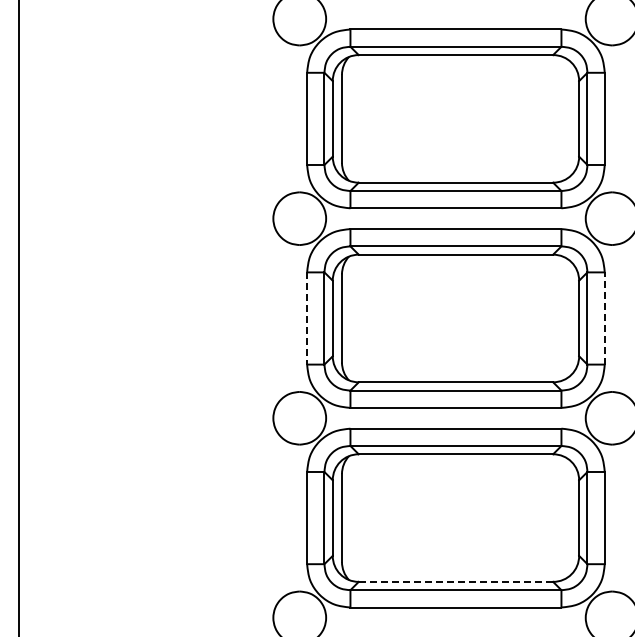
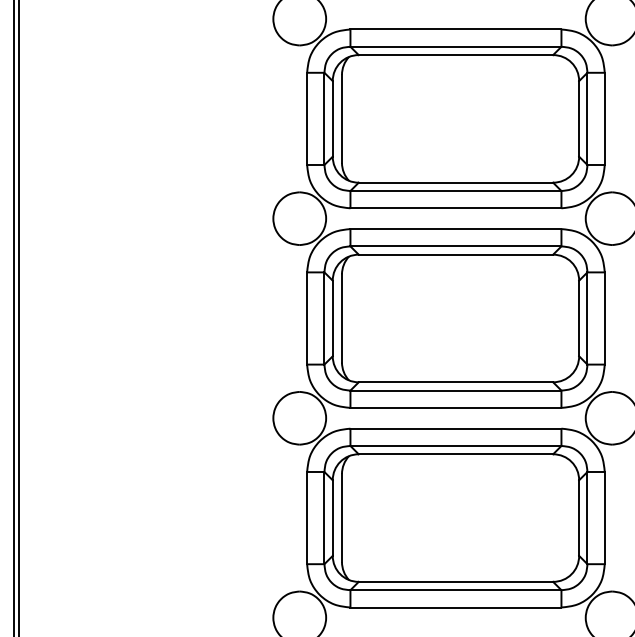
line: none -> present (13, 317)
line: dashed -> solid (307, 318)
line: dashed -> solid (604, 318)
line: dashed -> solid (455, 581)
